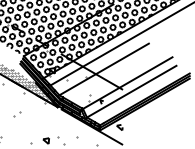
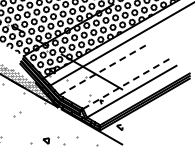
line: solid -> dashed (104, 69)
line: solid -> dashed (127, 83)
